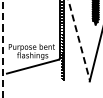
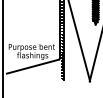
line: dashed -> solid (79, 41)
line: dashed -> solid (3, 49)
